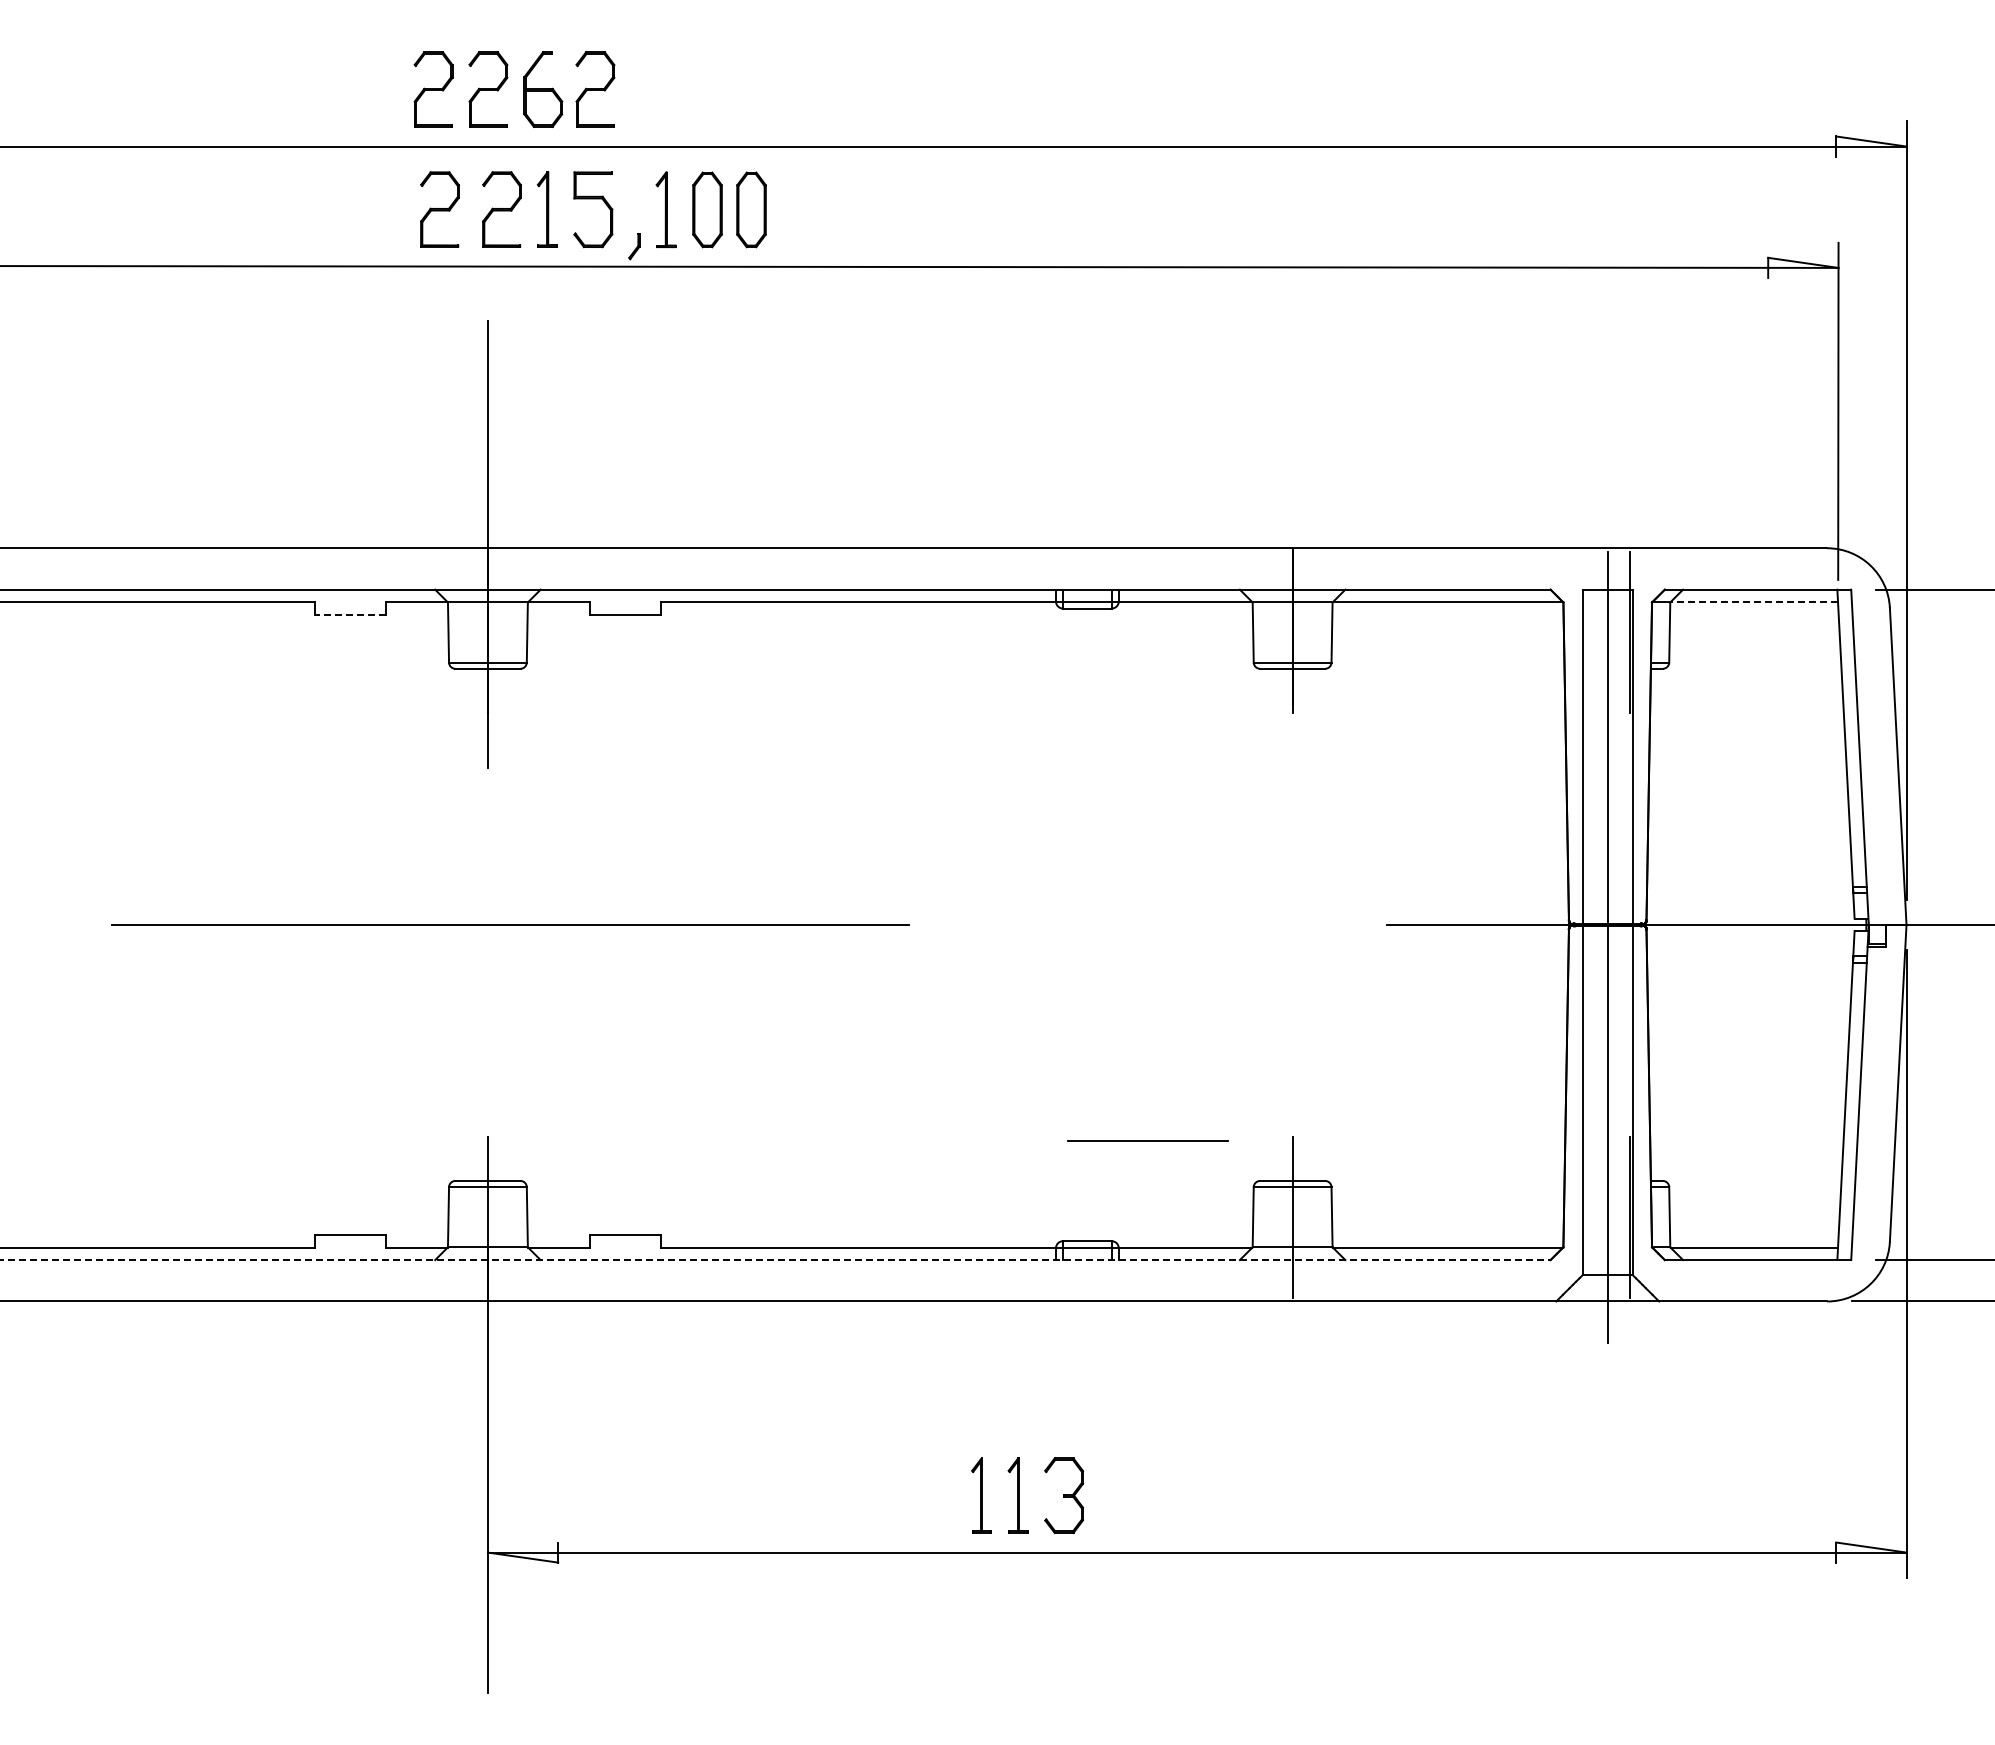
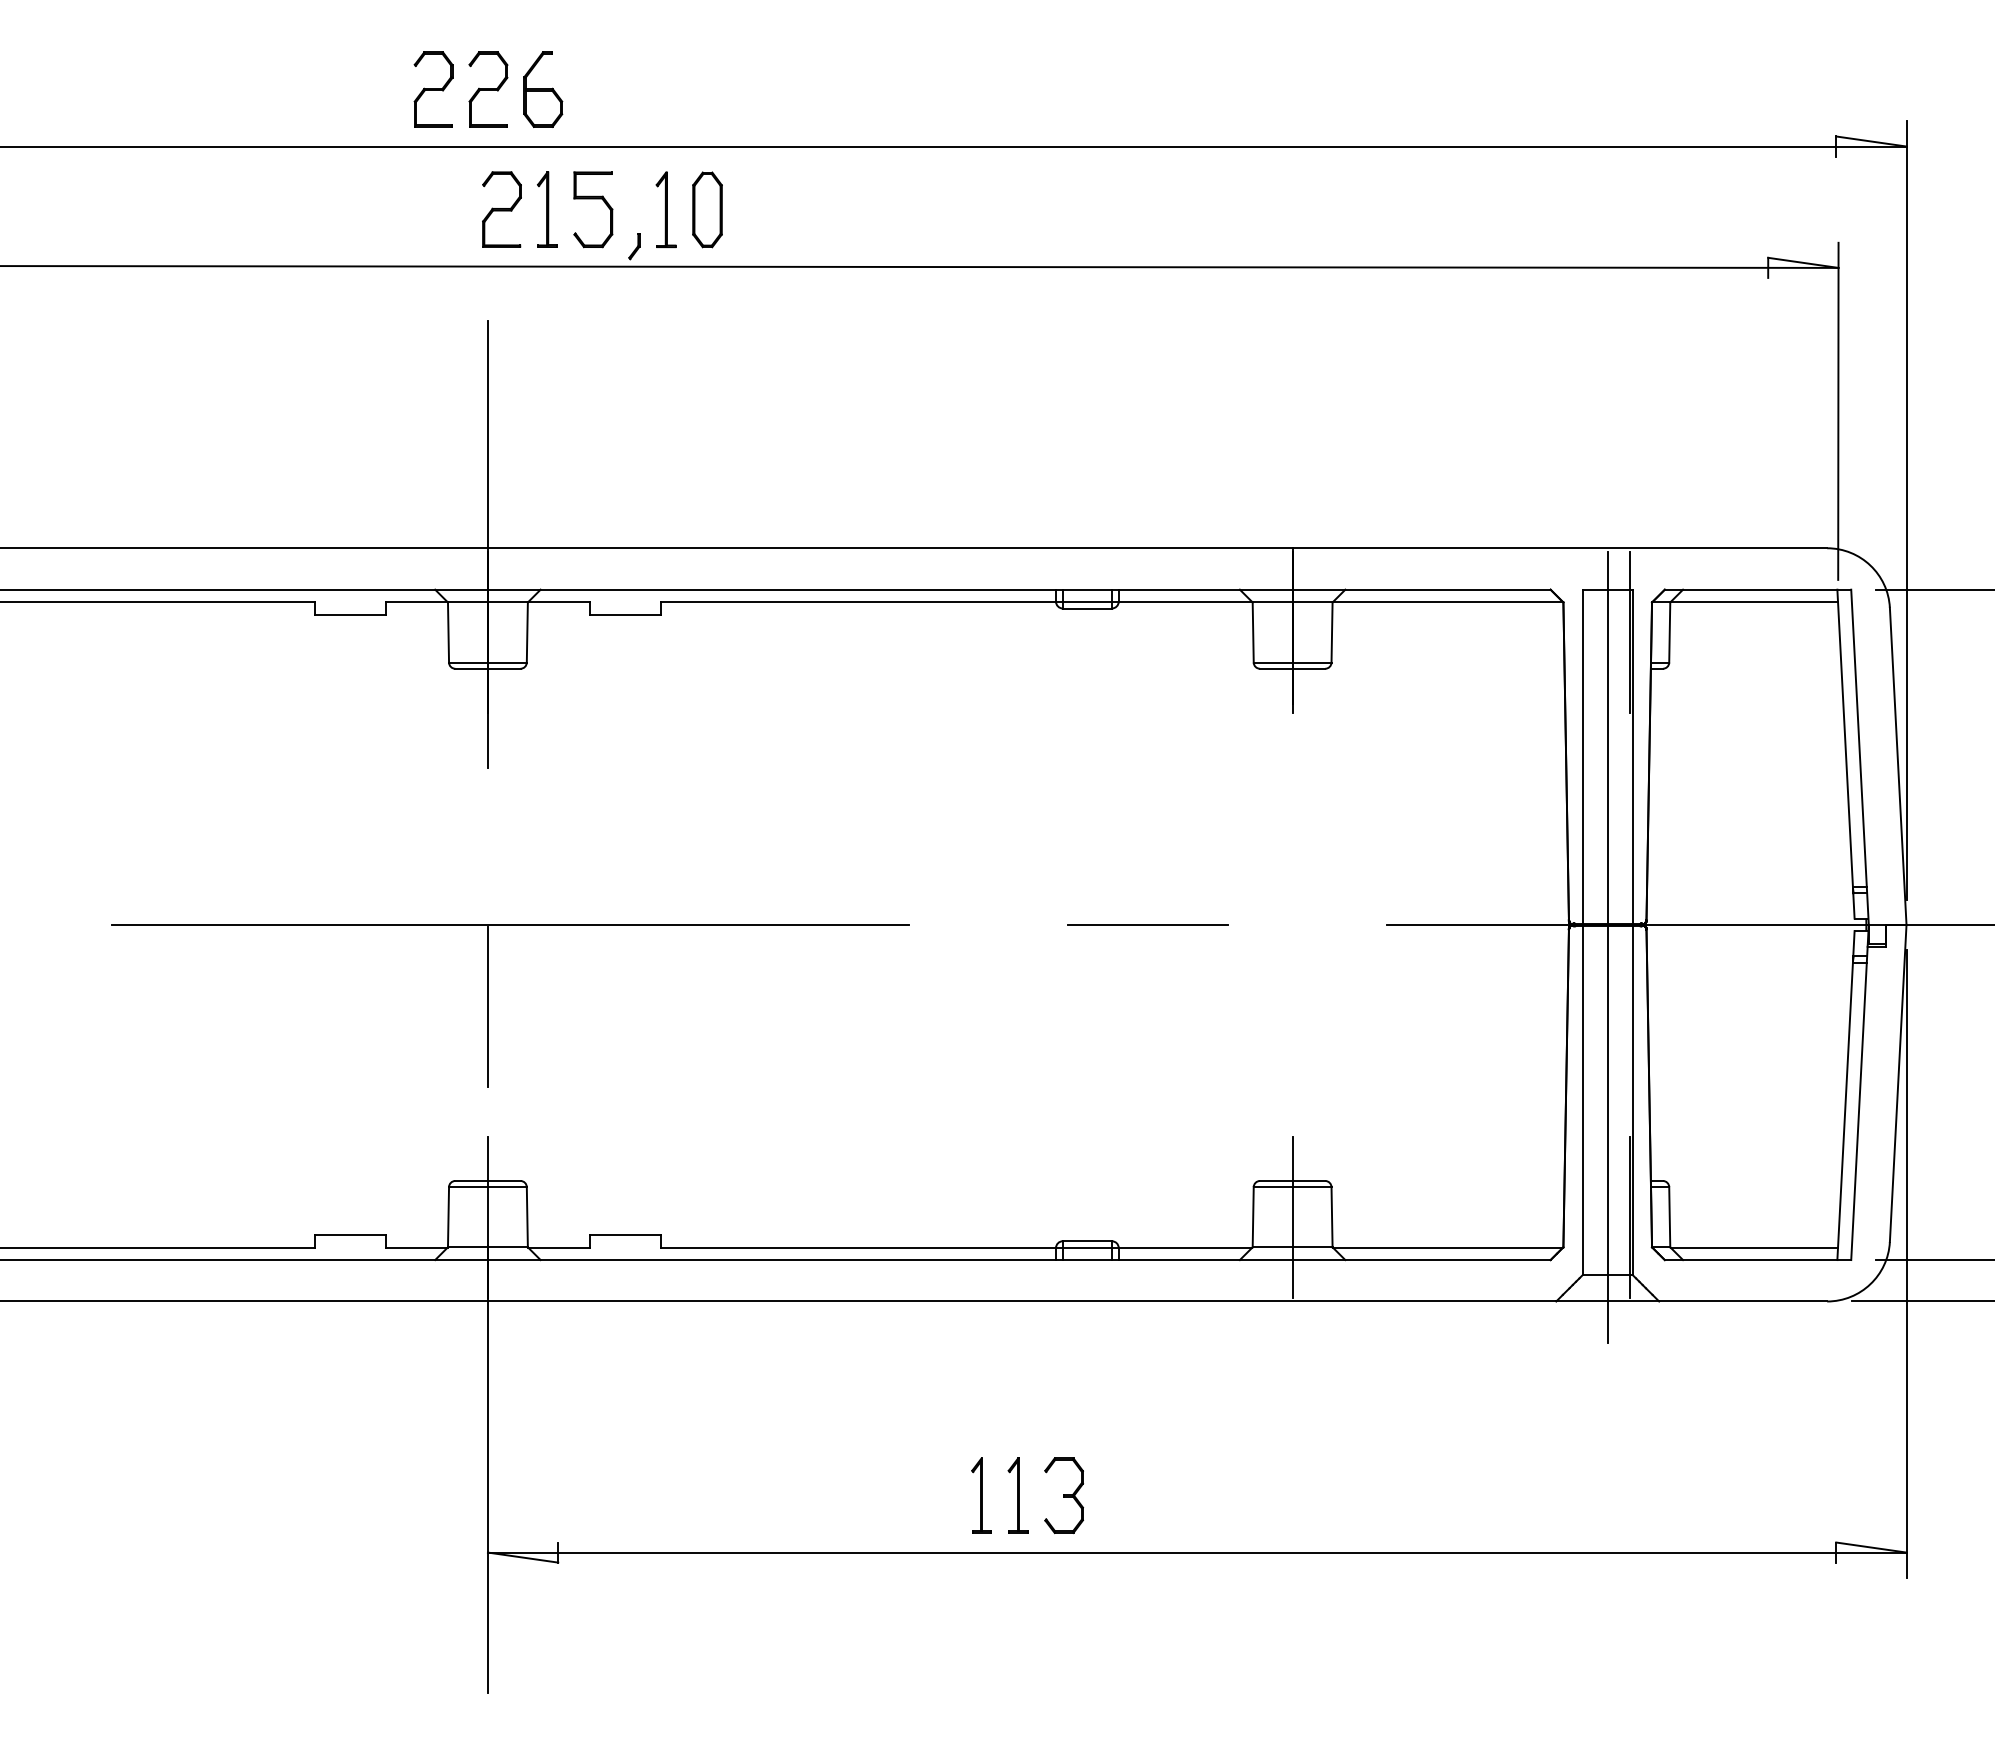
part: present -> none (595, 89)
part: present -> none (439, 209)
part: present -> none (751, 209)
line: dashed -> solid (1754, 602)
line: dashed -> solid (350, 614)
line: none -> present (487, 1006)
line position: (1147, 1140) -> (1147, 924) (1147, 924)
line: dashed -> solid (775, 1260)
